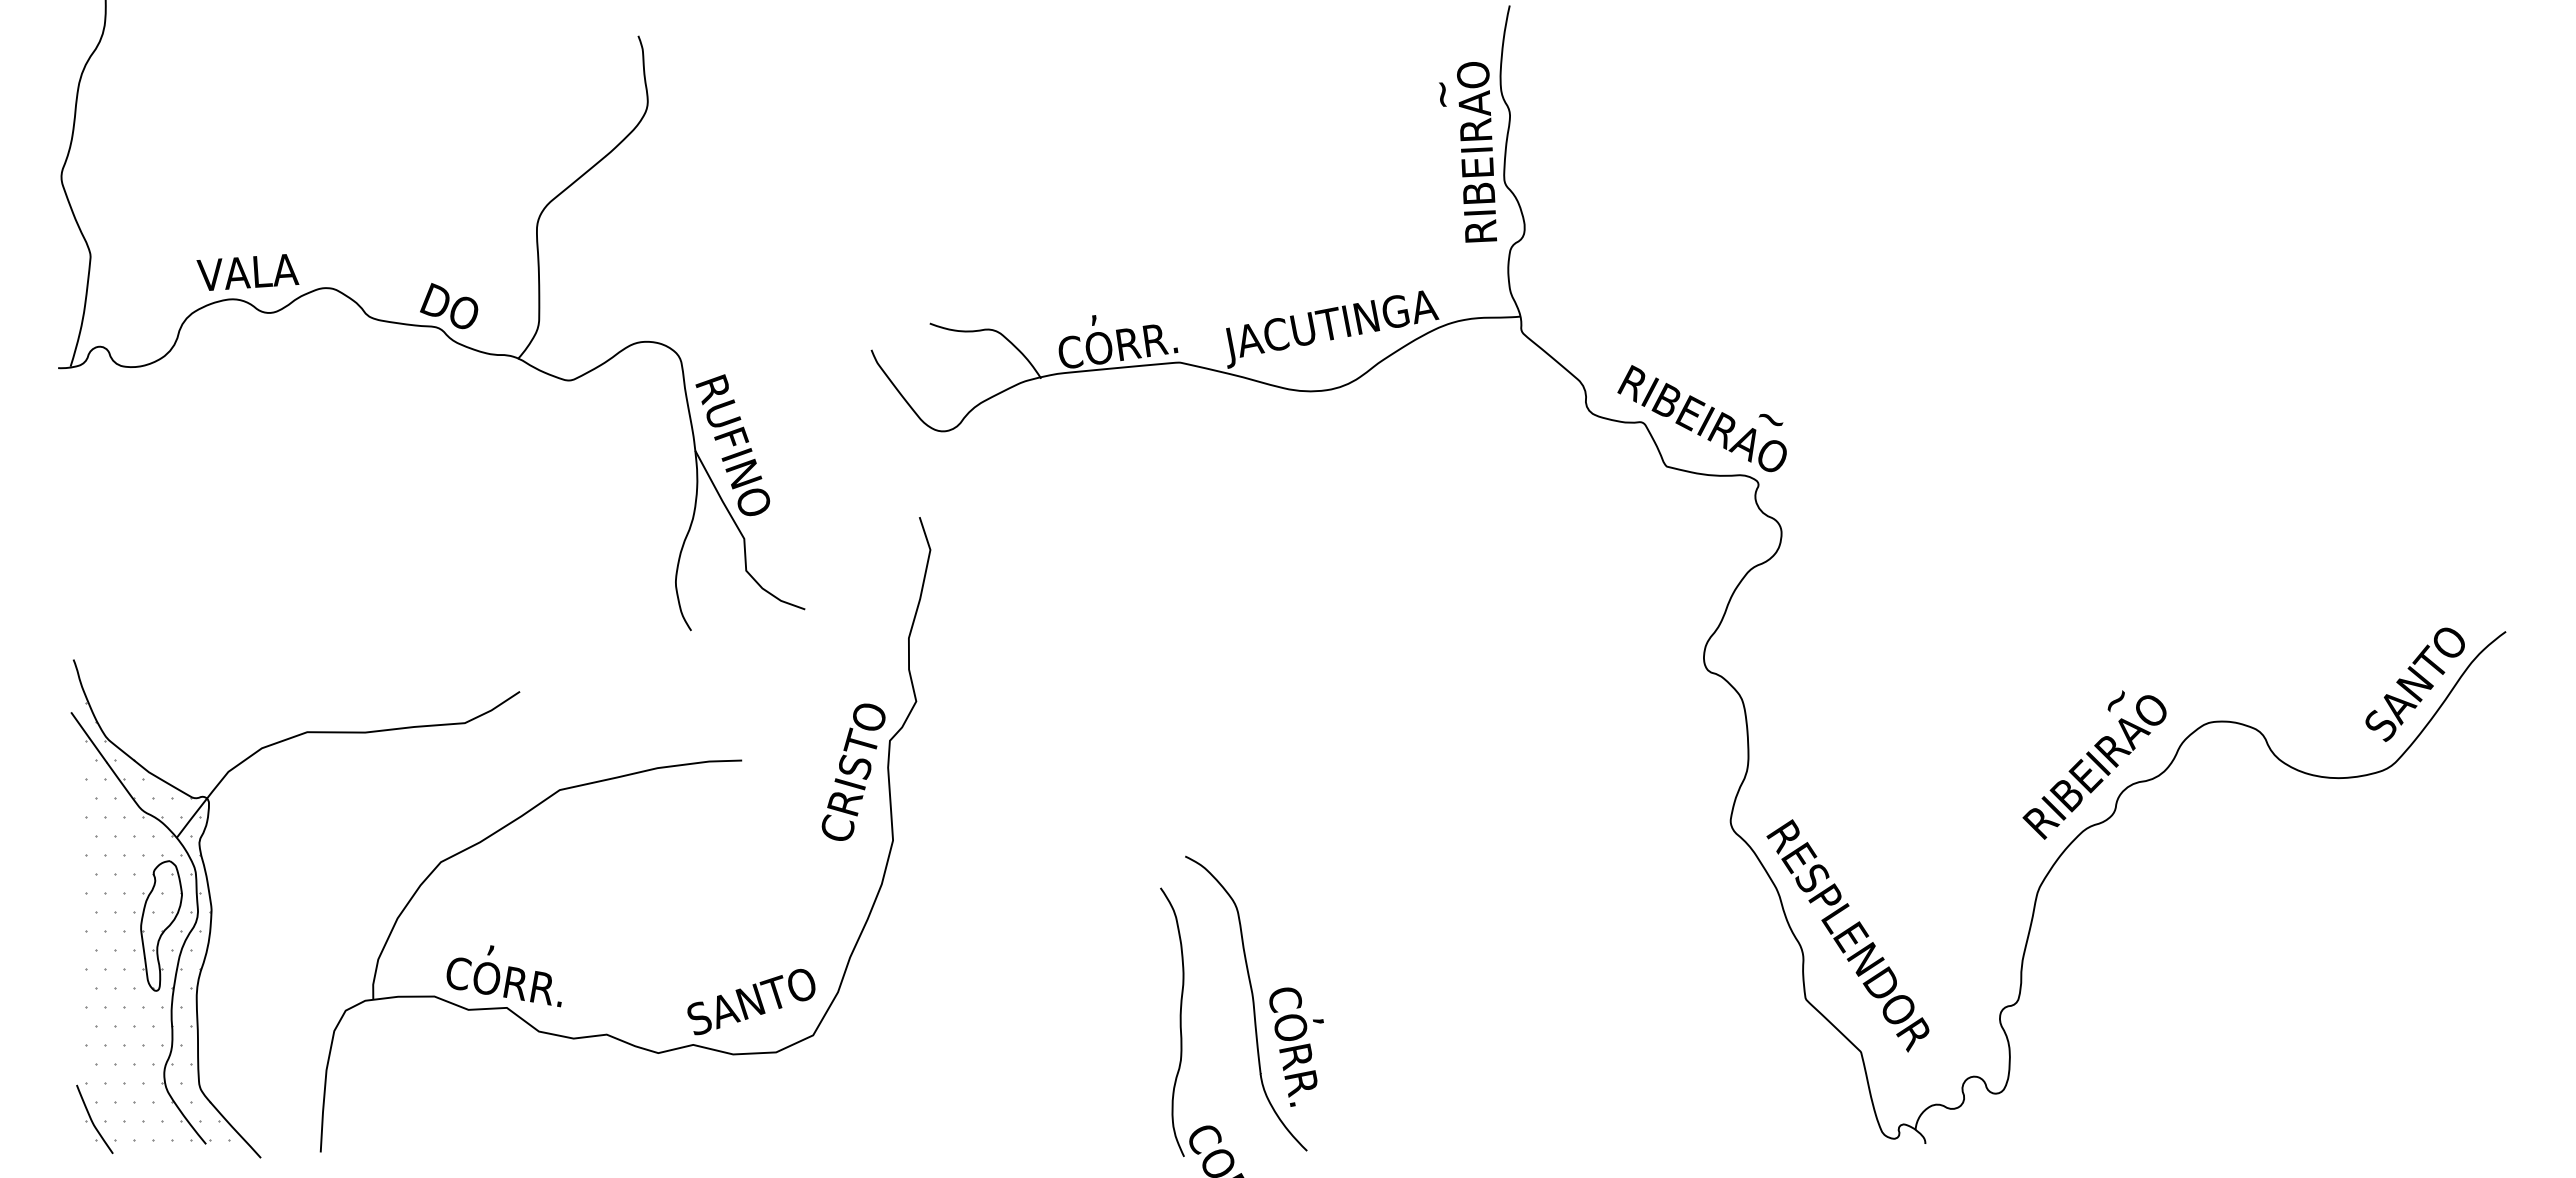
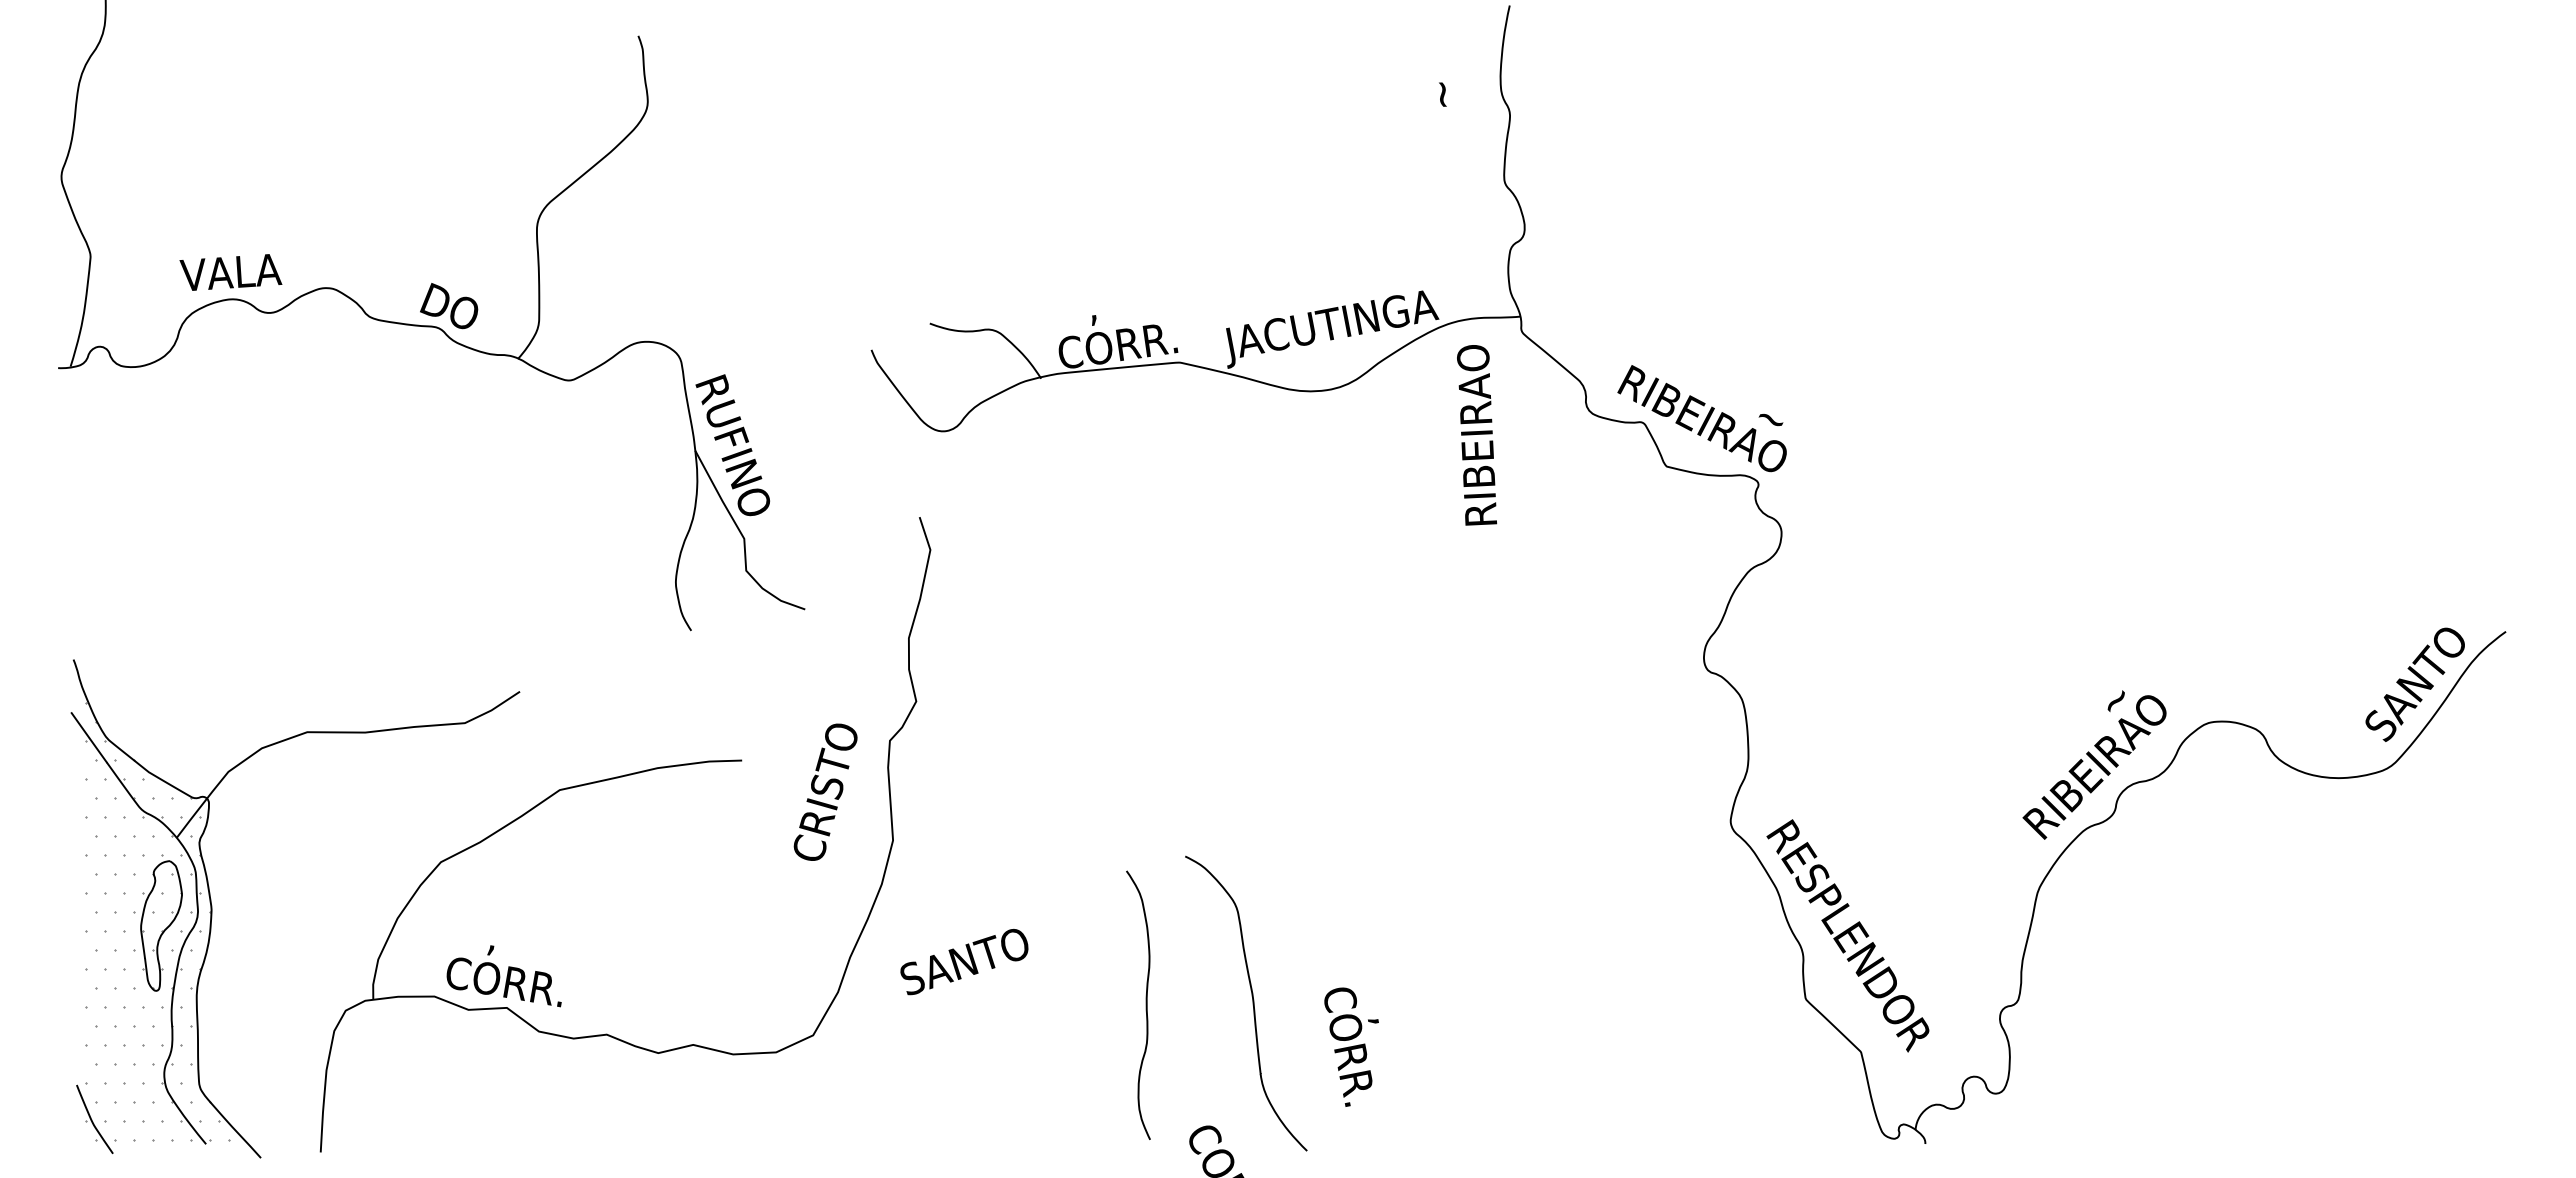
text position: (1477, 152) -> (1477, 435) (1477, 435)
text position: (247, 272) -> (230, 272) (230, 272)
text position: (853, 771) -> (825, 791) (825, 791)
text position: (751, 1001) -> (964, 961) (964, 961)
curve position: (1179, 1021) -> (1145, 1004) (1145, 1004)
text position: (1296, 1046) -> (1351, 1046) (1351, 1046)
